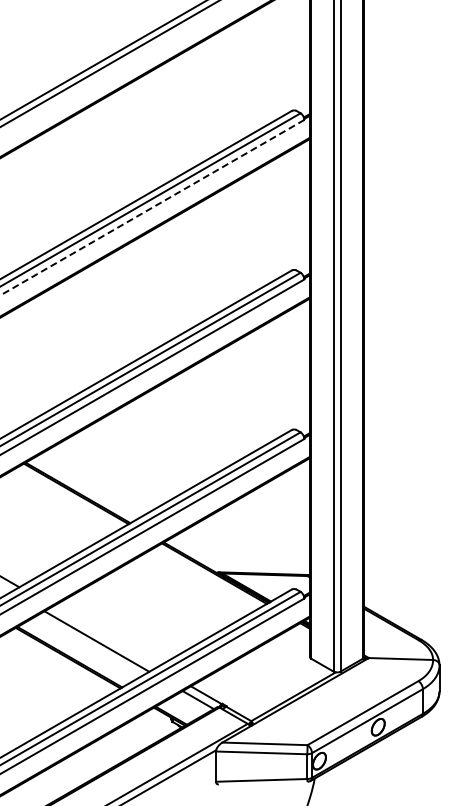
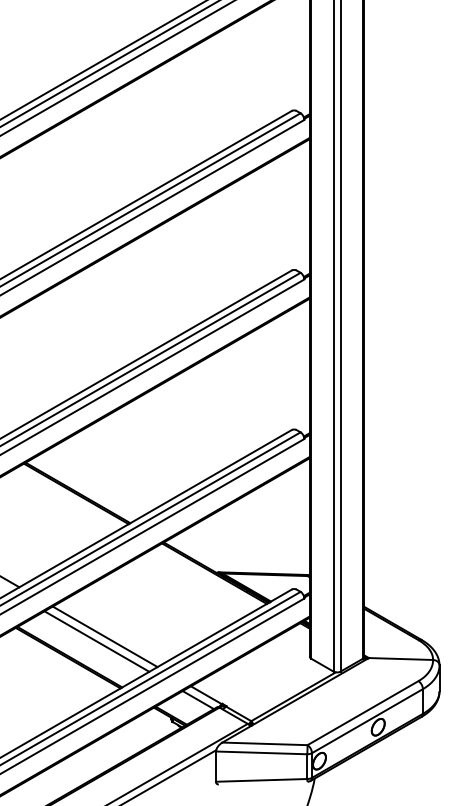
line: none -> present (116, 68)
line: dashed -> solid (152, 207)
line: none -> present (104, 636)
